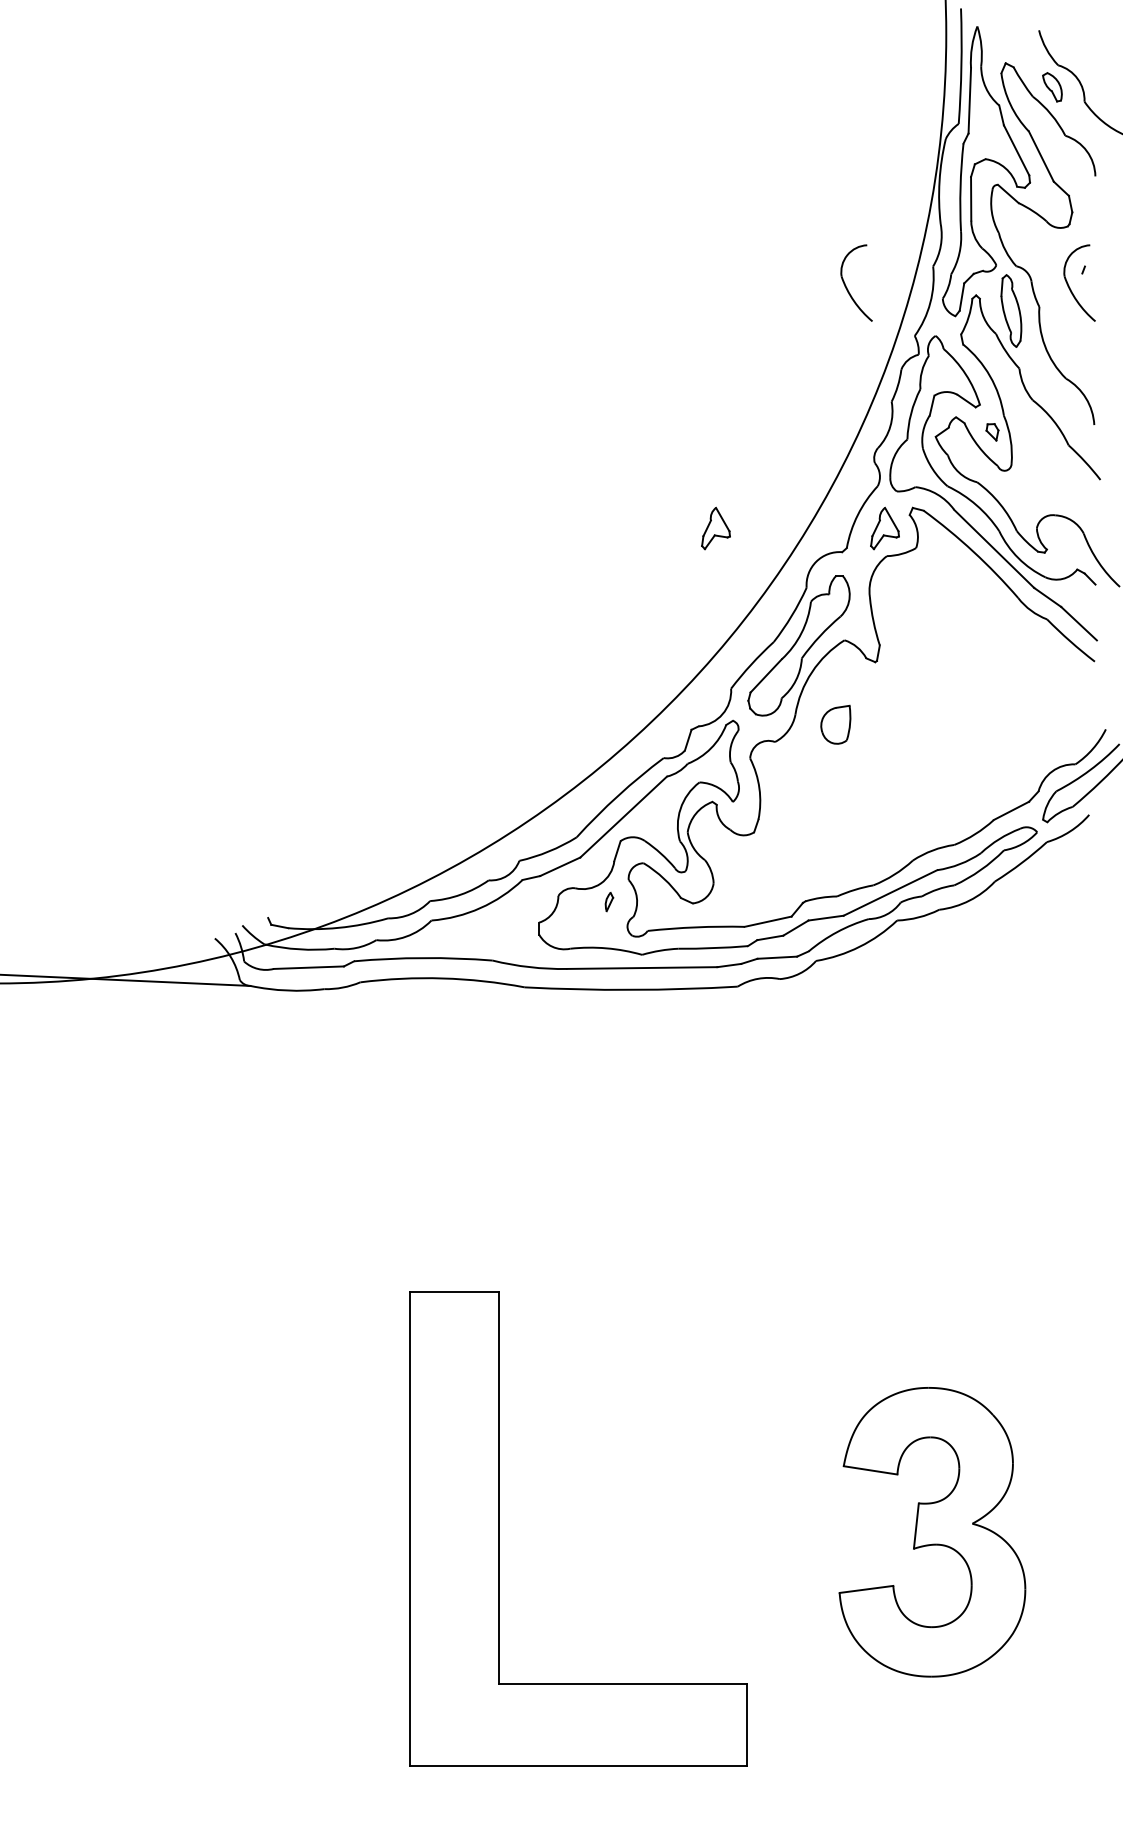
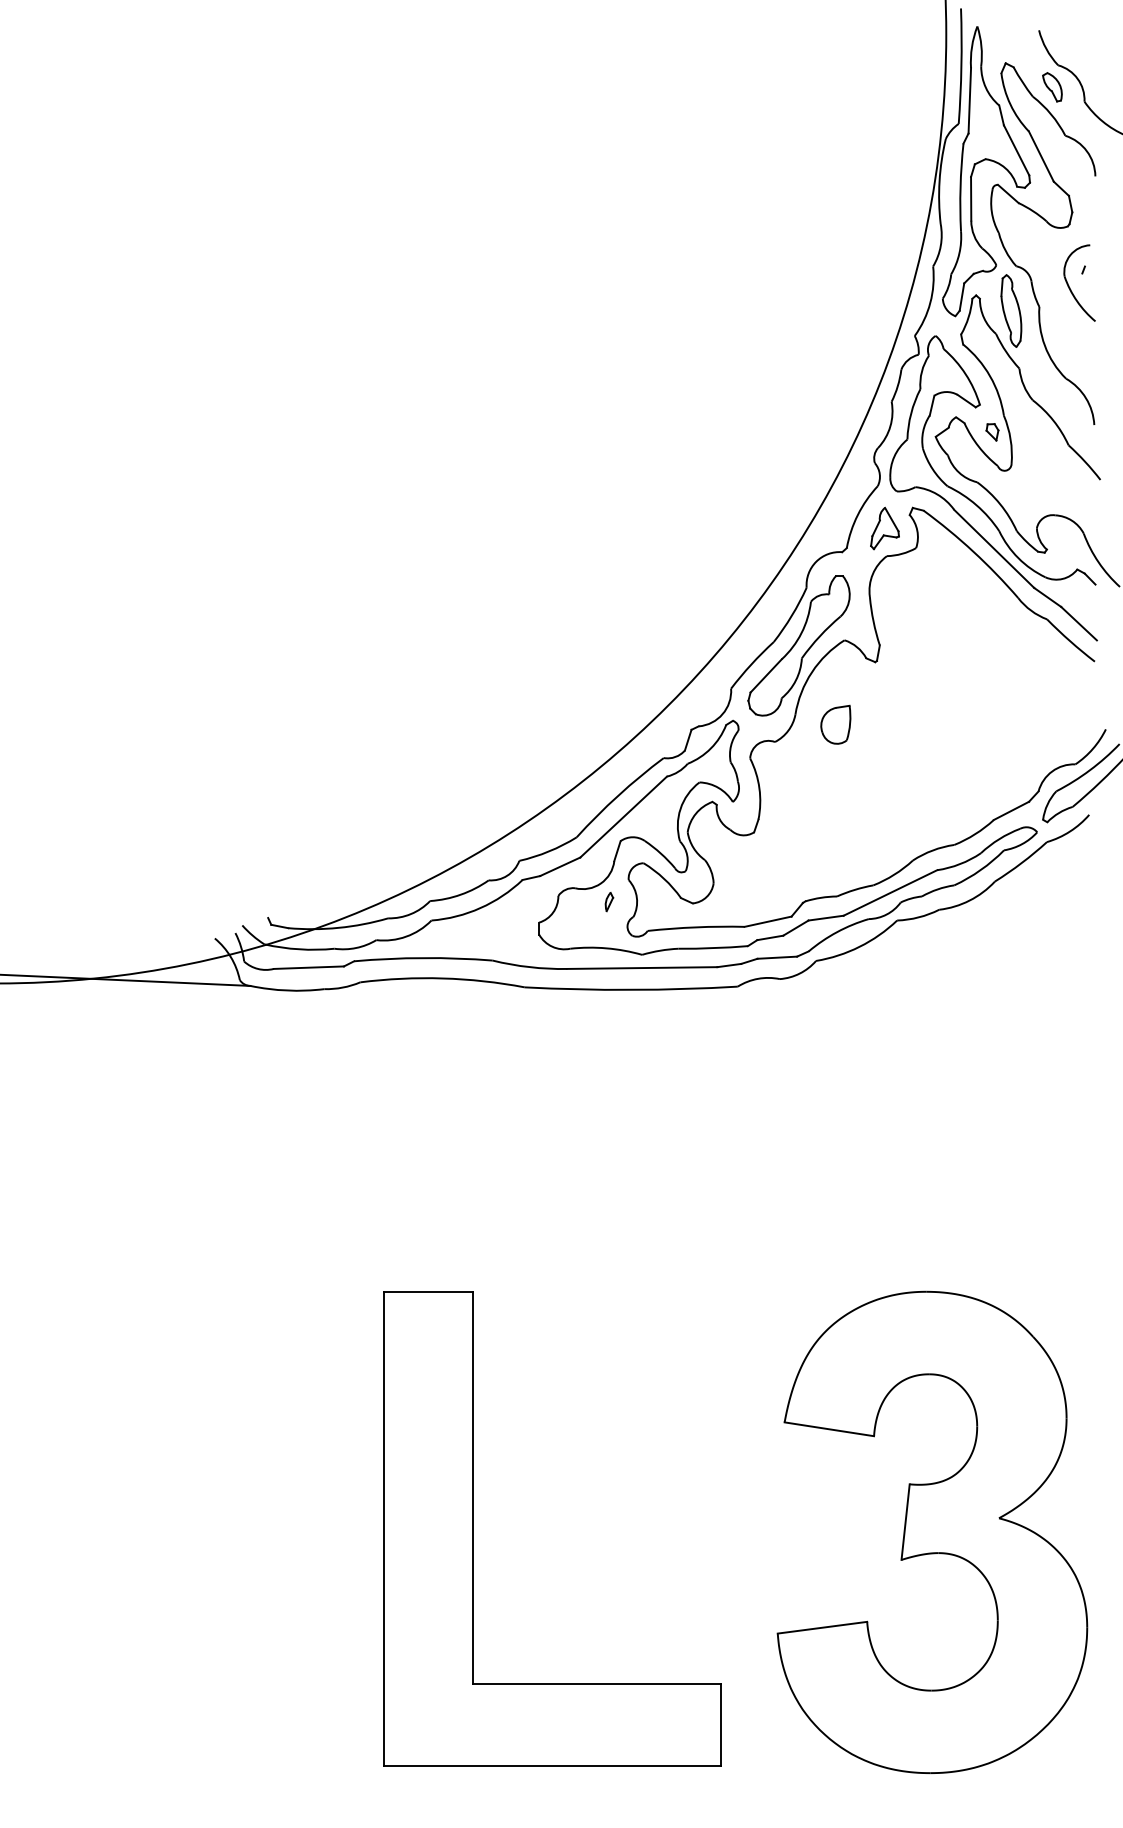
part: present -> none (847, 287)
part: present -> none (715, 528)
part position: (499, 1528) -> (473, 1528) (473, 1528)
part size: 189x291 px -> 313x484 px (932, 1531)
